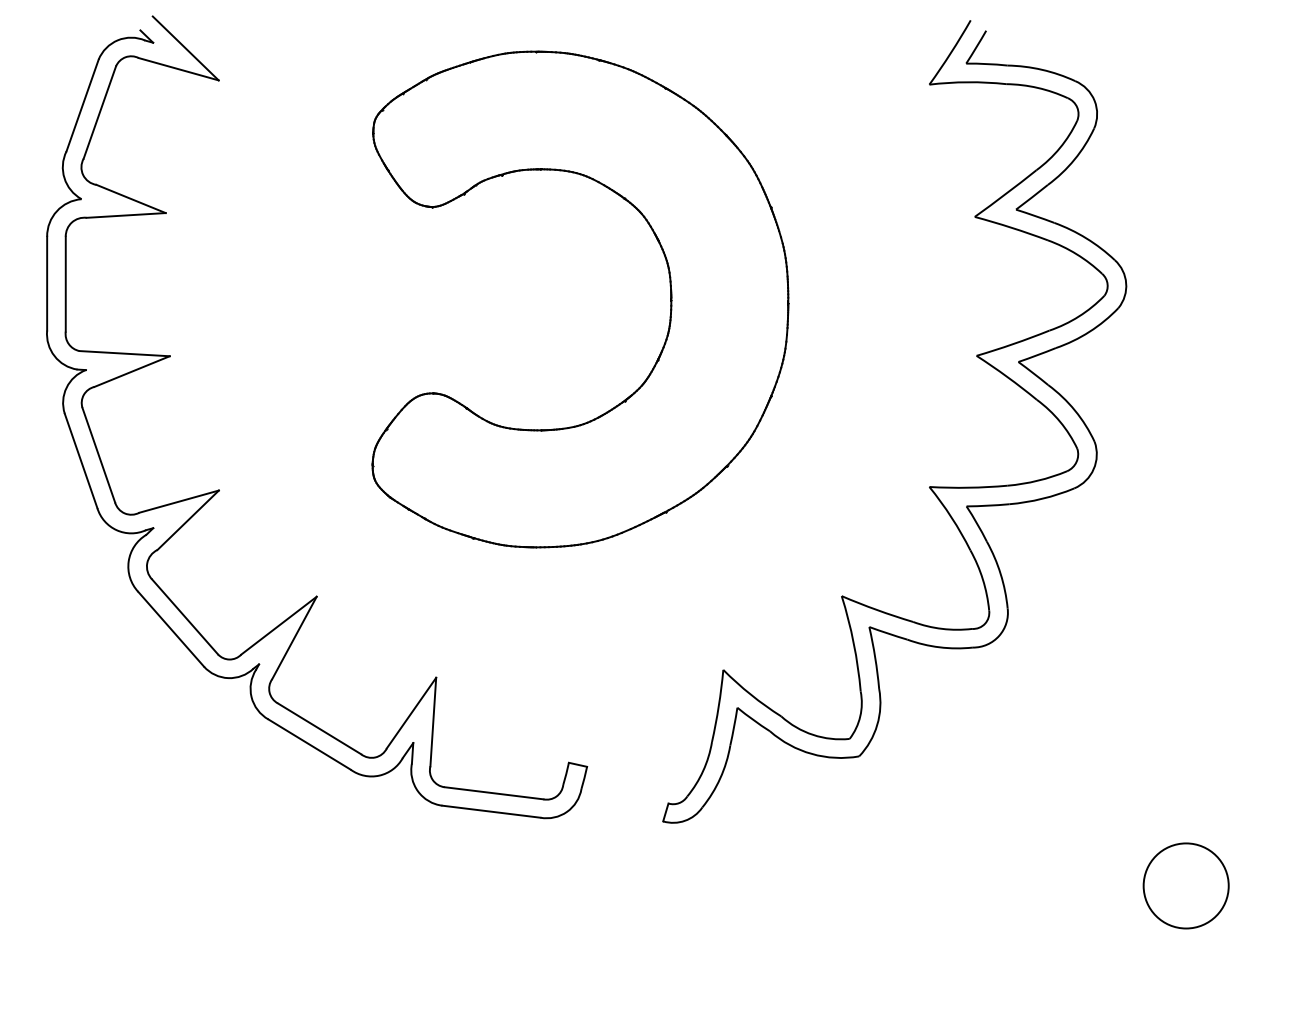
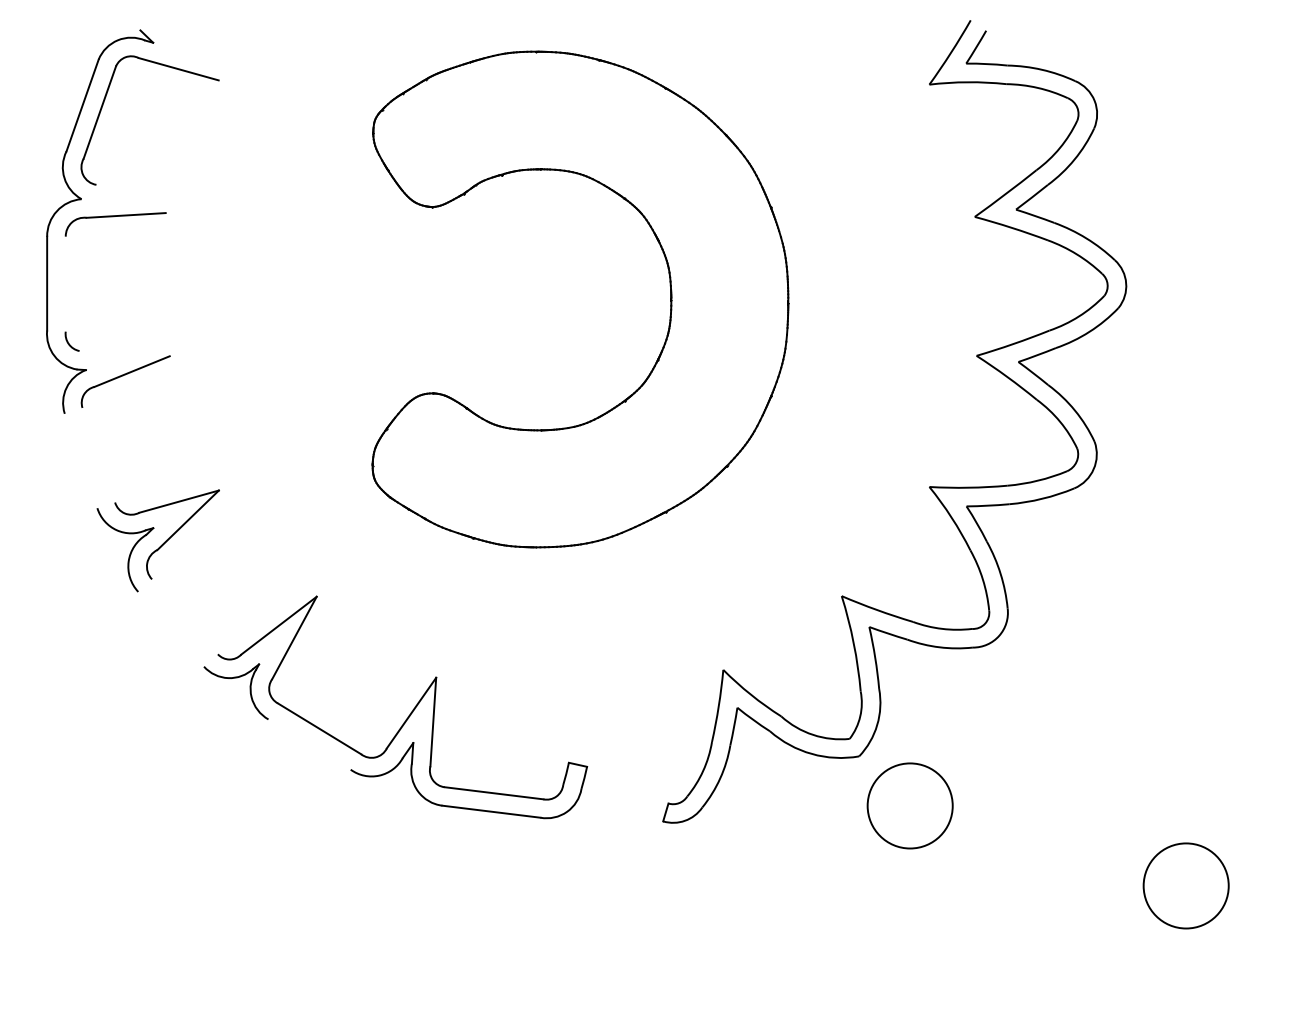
line: present -> none (185, 48)
line: present -> none (130, 198)
line: present -> none (65, 283)
line: present -> none (124, 353)
line: present -> none (98, 454)
line: present -> none (80, 460)
line: present -> none (184, 616)
line: present -> none (171, 628)
line: present -> none (309, 744)
circle: none -> present (909, 805)
